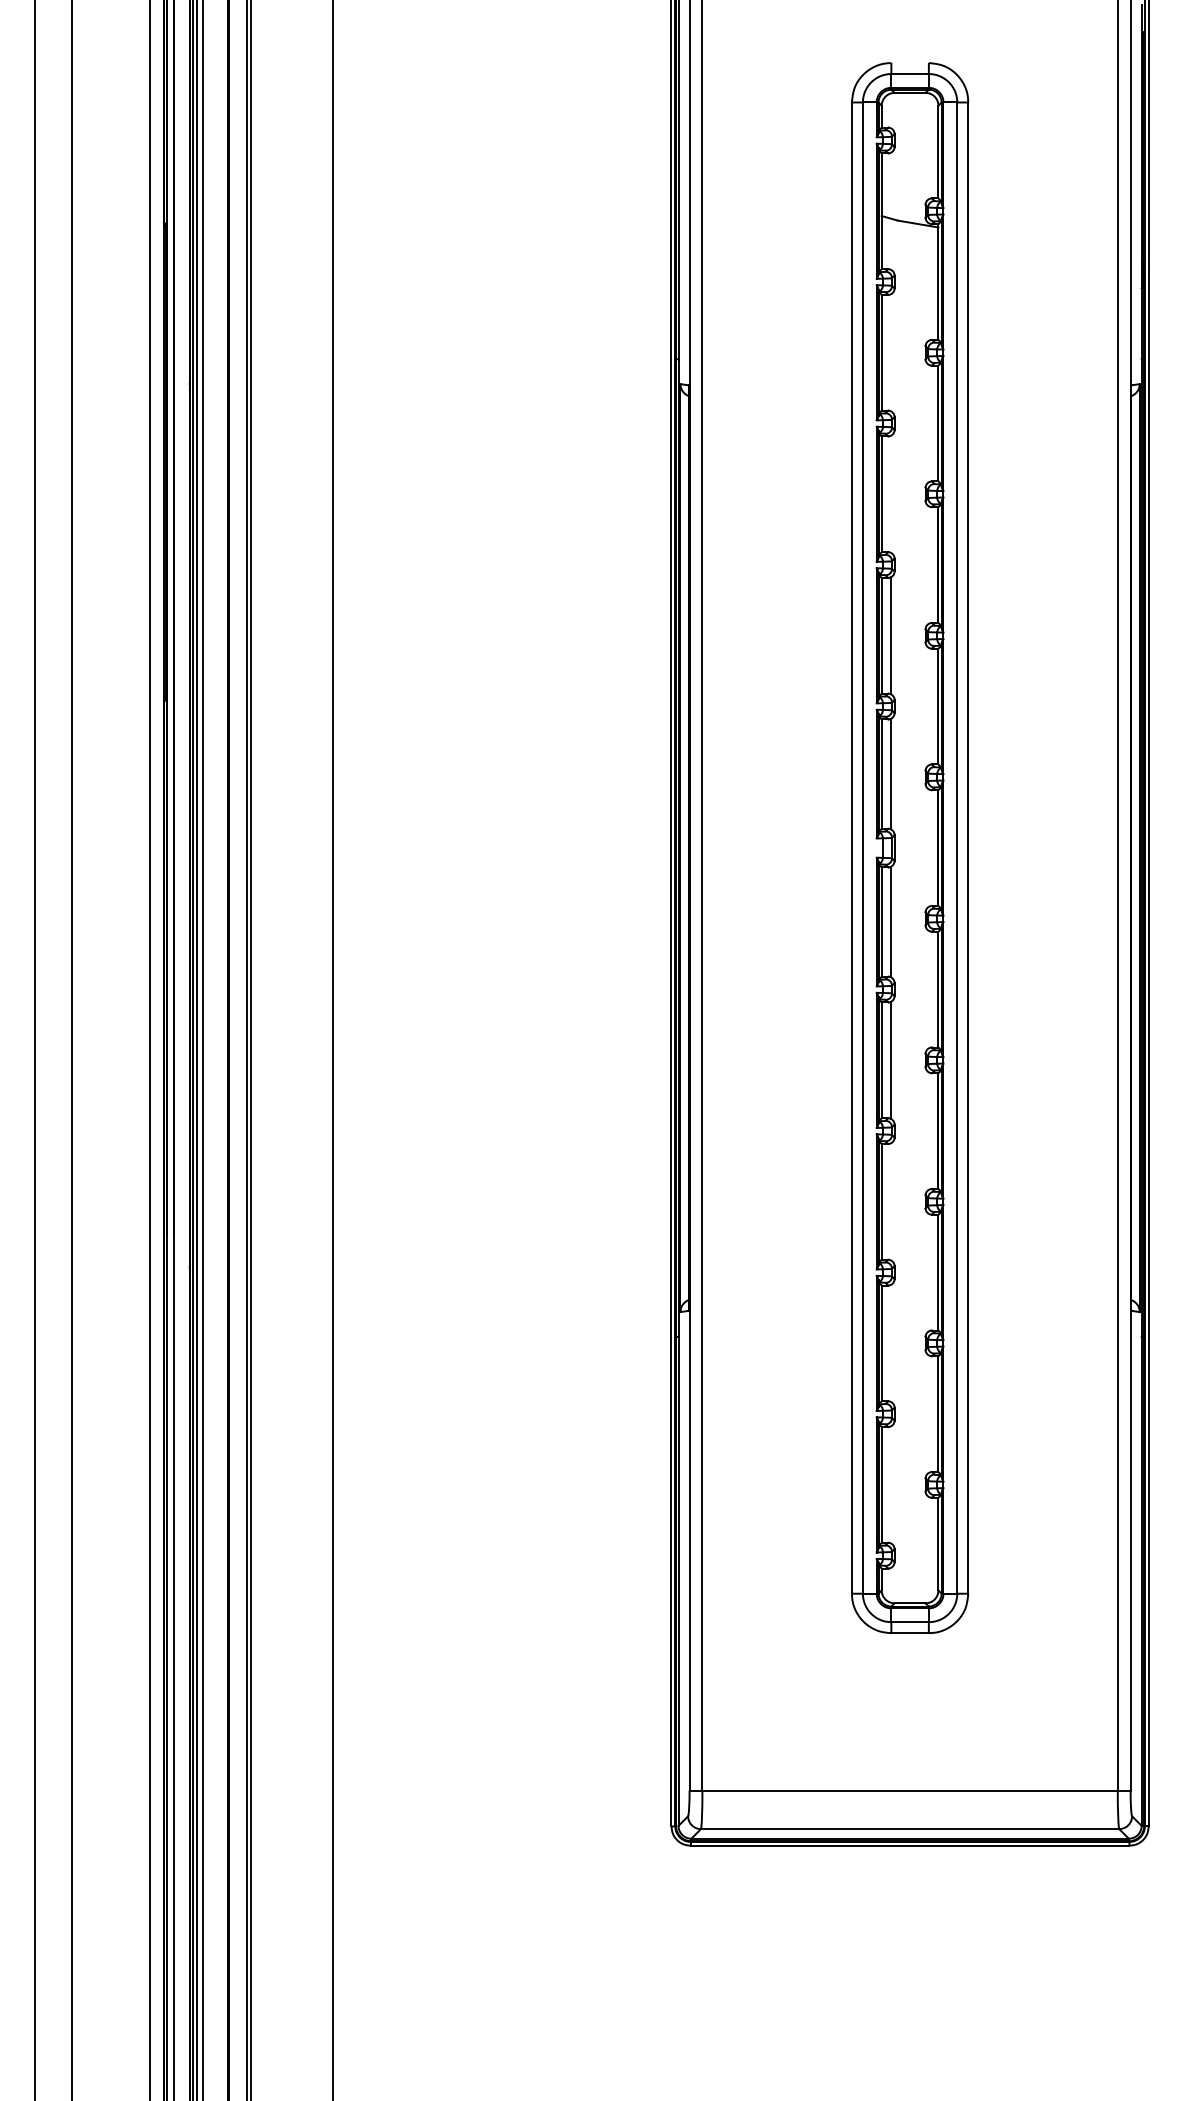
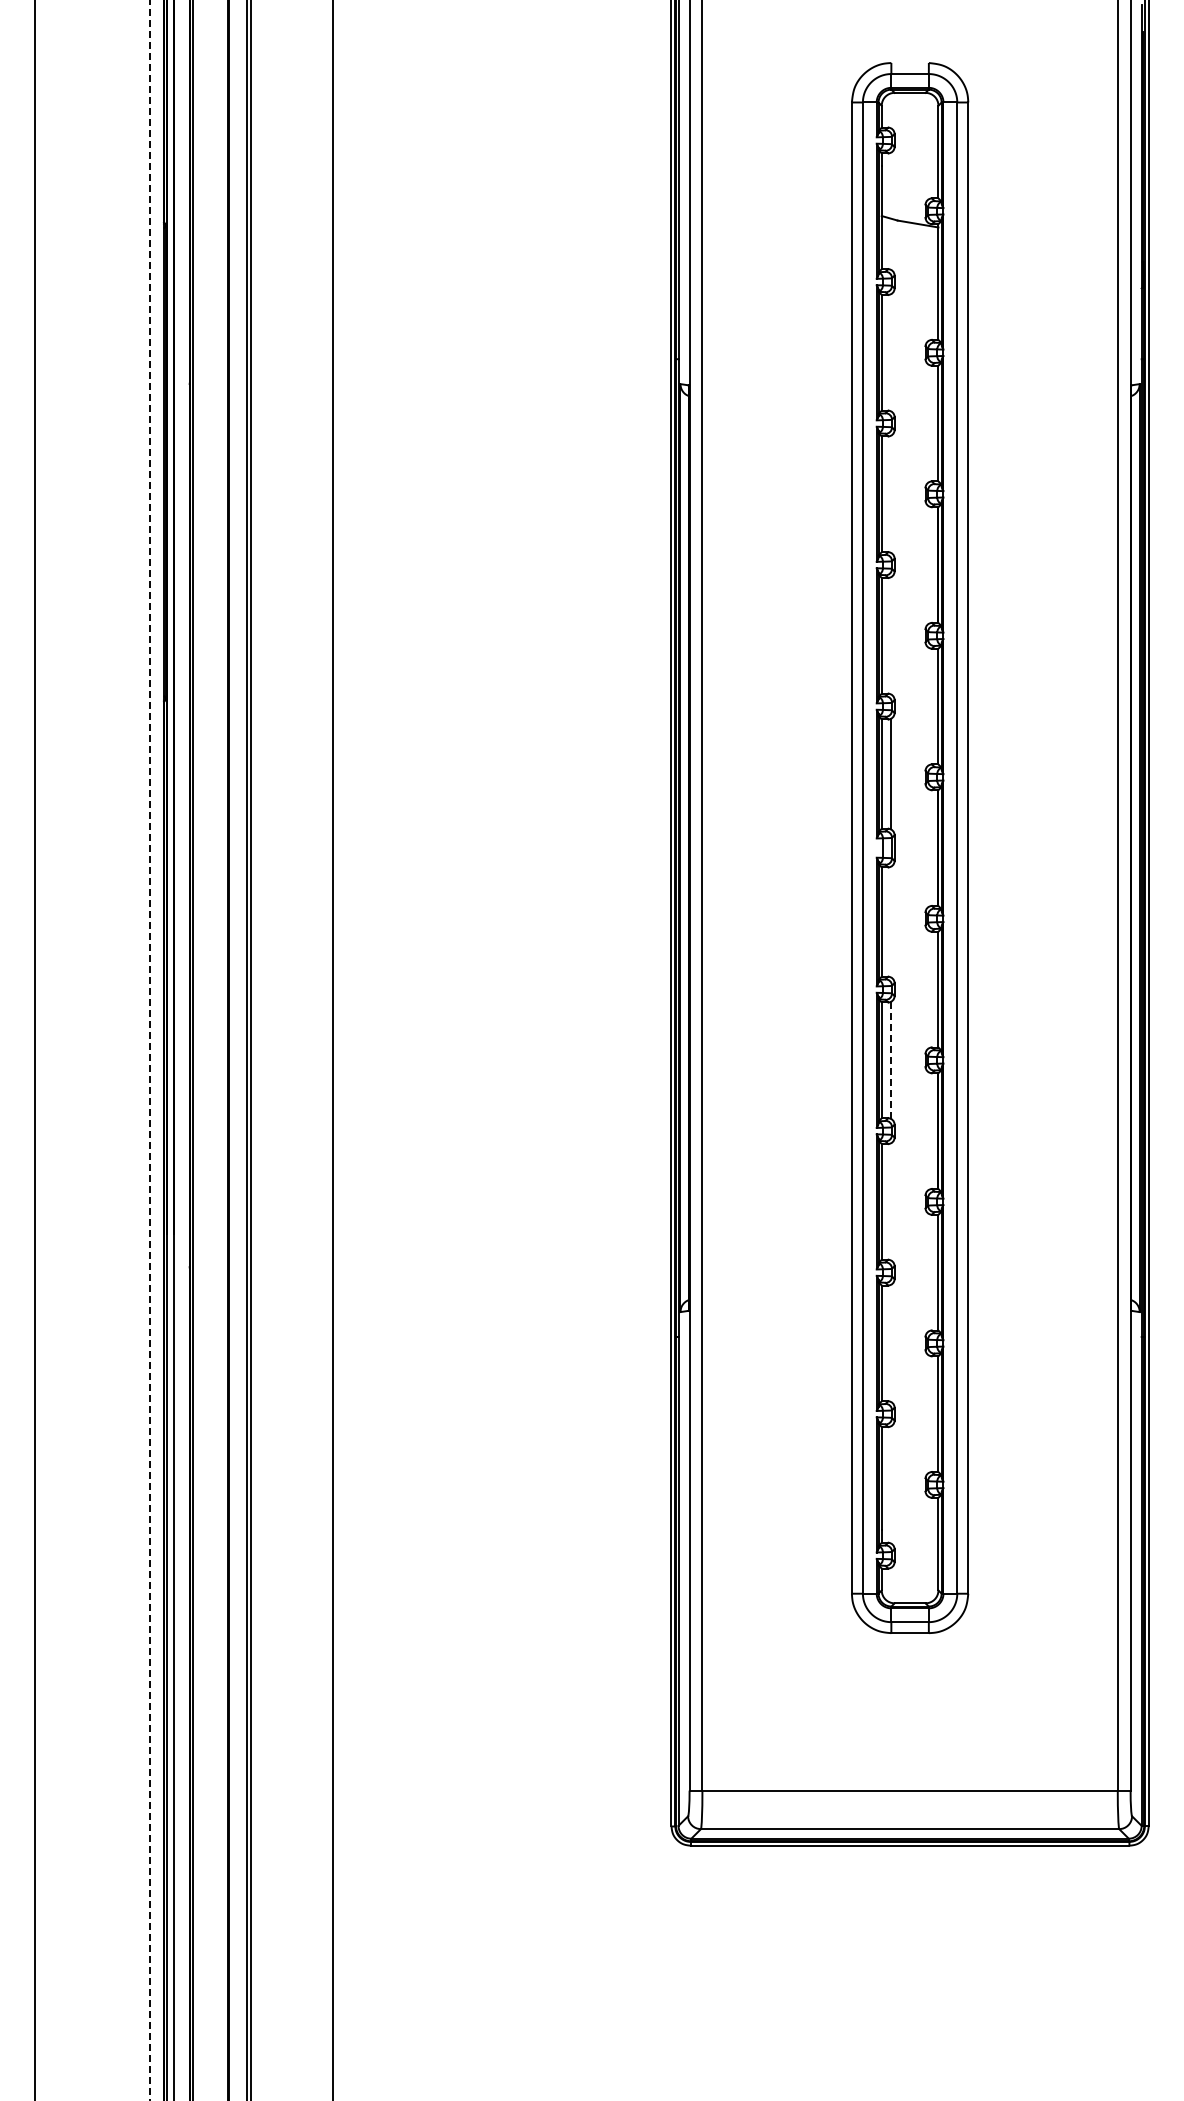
line: present -> none (890, 635)
line: present -> none (890, 921)
line: present -> none (71, 1049)
line: present -> none (197, 1049)
line: present -> none (202, 1049)
line: solid -> dashed (150, 1050)
line: solid -> dashed (890, 1059)
